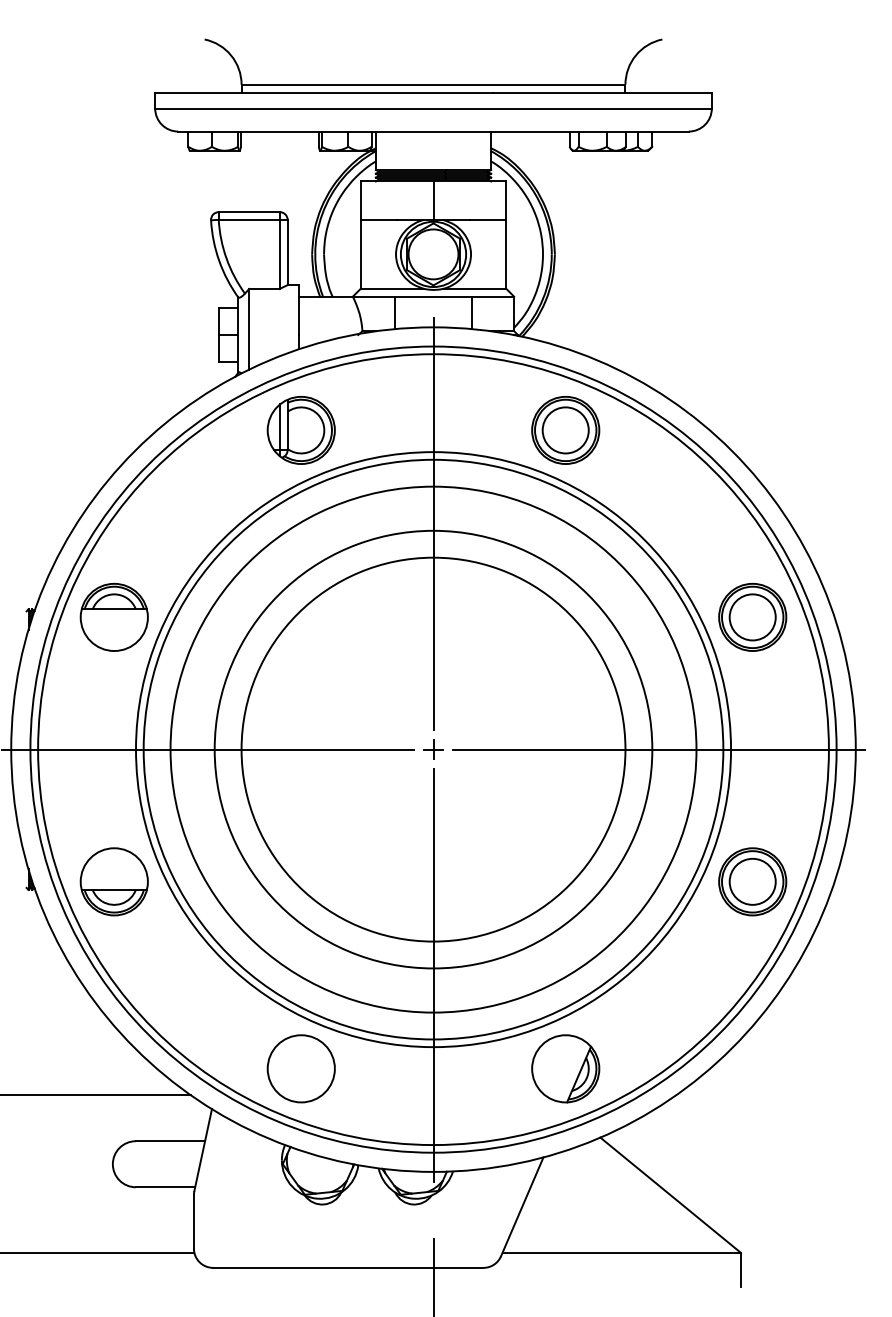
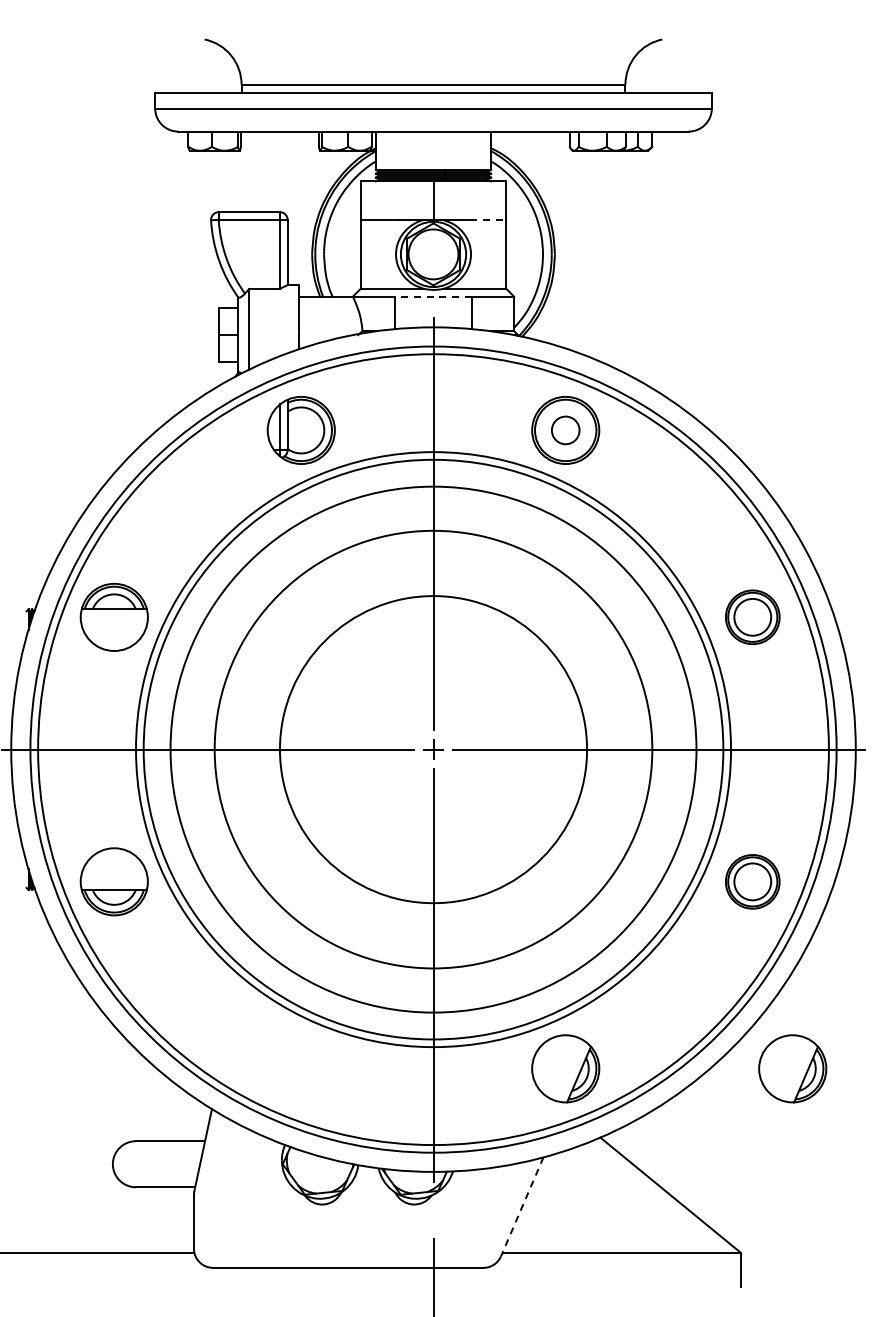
line: solid -> dashed (488, 219)
line: solid -> dashed (433, 296)
circle diameter: 46 px -> 28 px (565, 430)
part size: 70x70 px -> 56x57 px (752, 617)
circle diameter: 384 px -> 307 px (433, 749)
part size: 70x70 px -> 56x56 px (752, 881)
circle: present -> none (300, 1068)
part: none -> present (792, 1068)
line: present -> none (96, 1095)
line: solid -> dashed (522, 1206)
